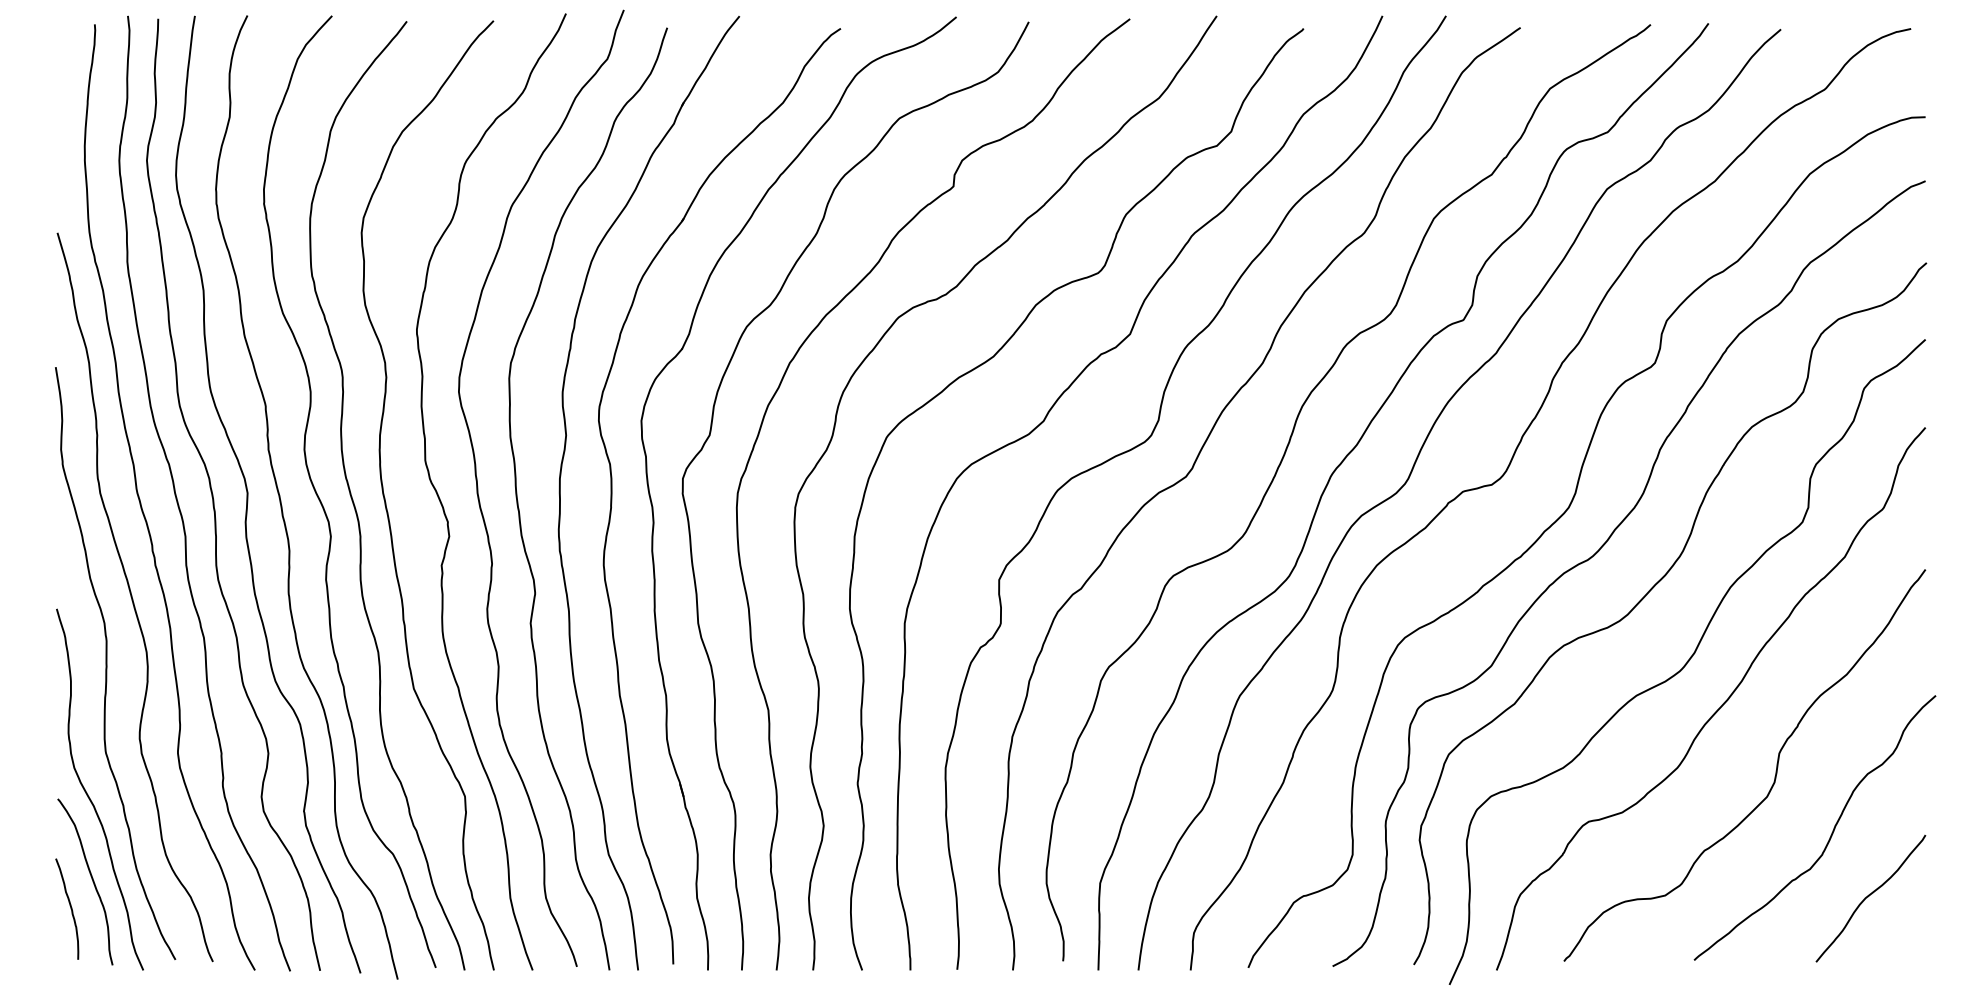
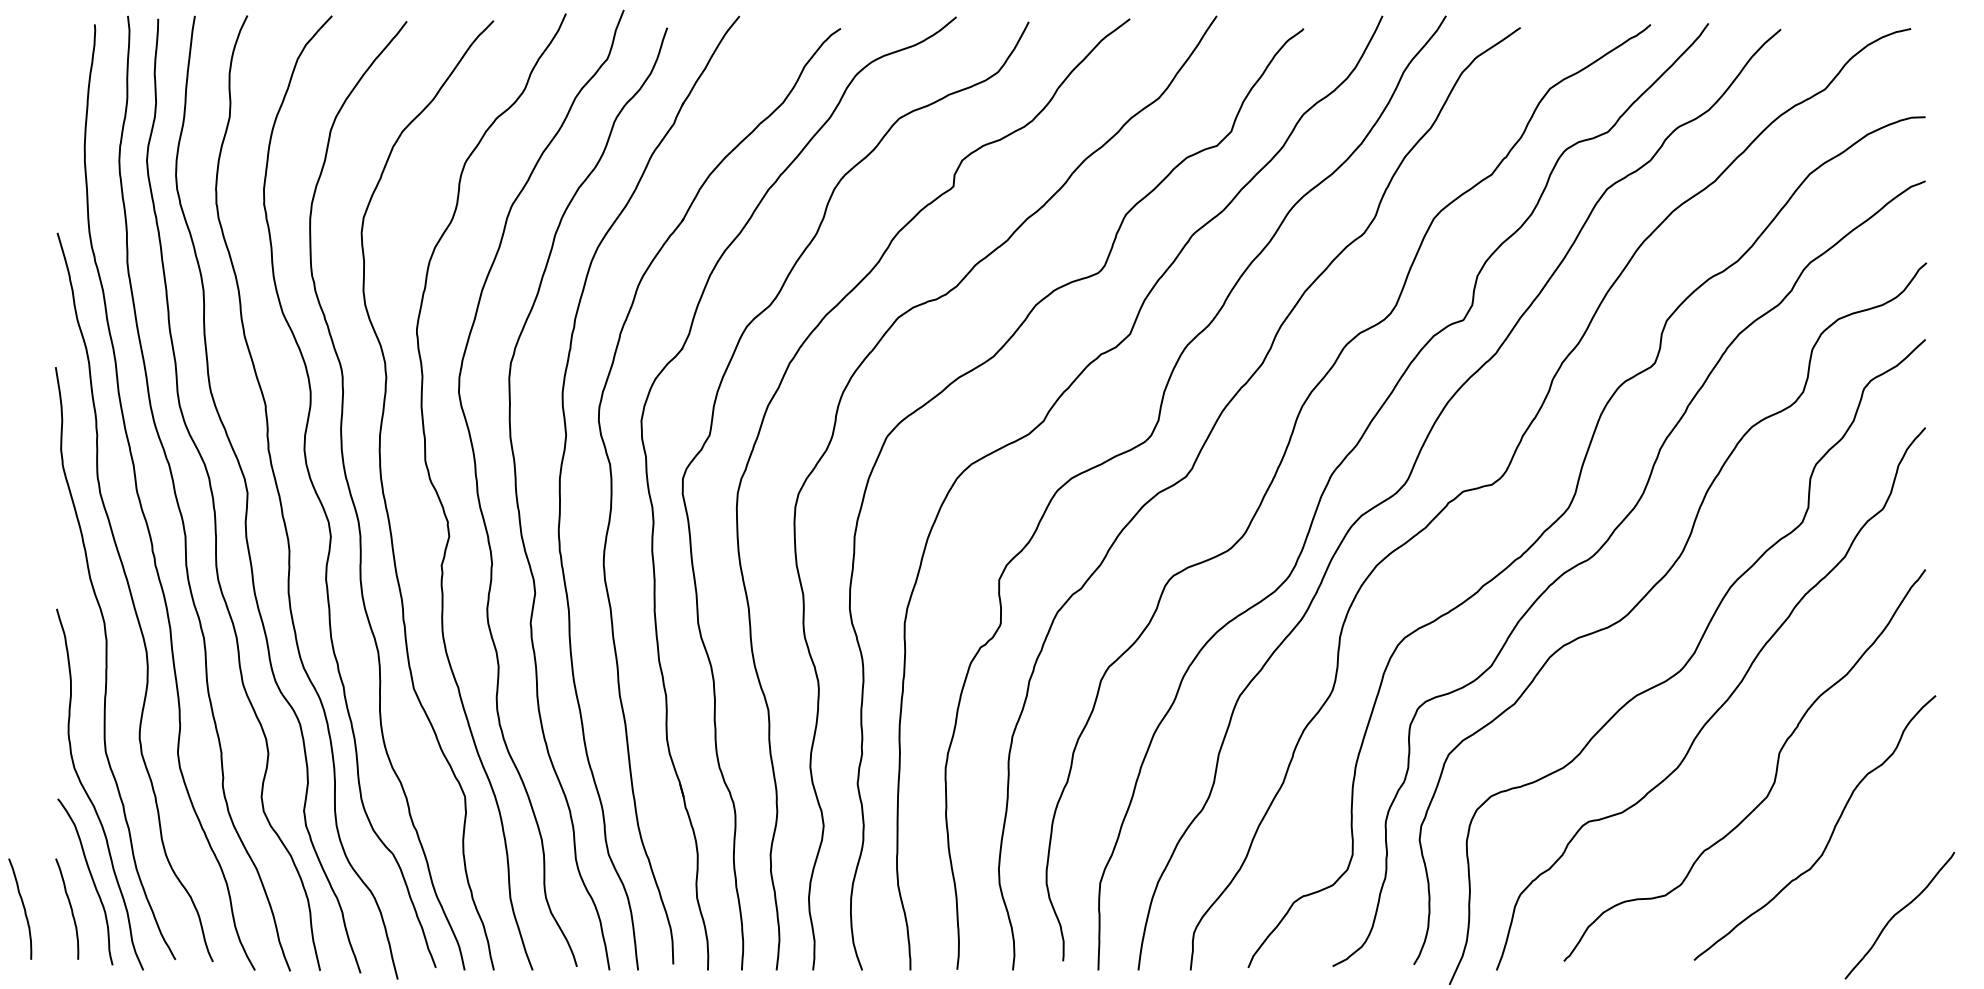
curve position: (1869, 896) -> (1898, 913) (1898, 913)
curve: none -> present (23, 908)
